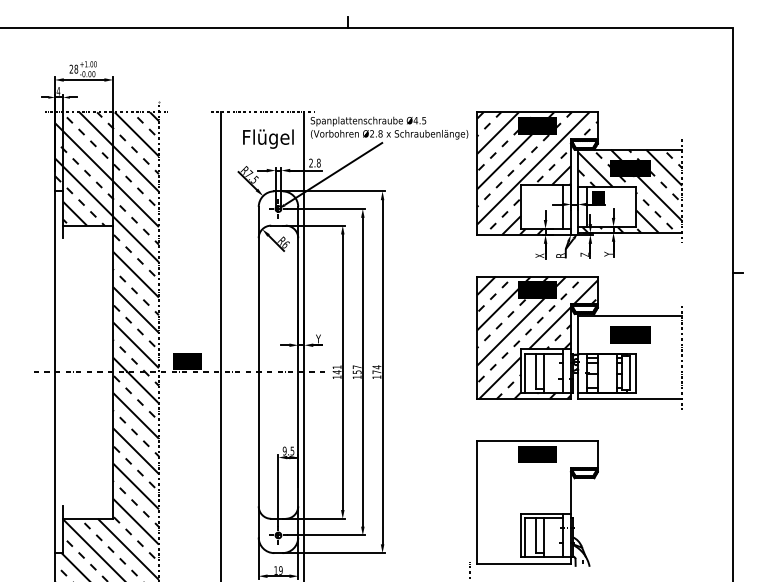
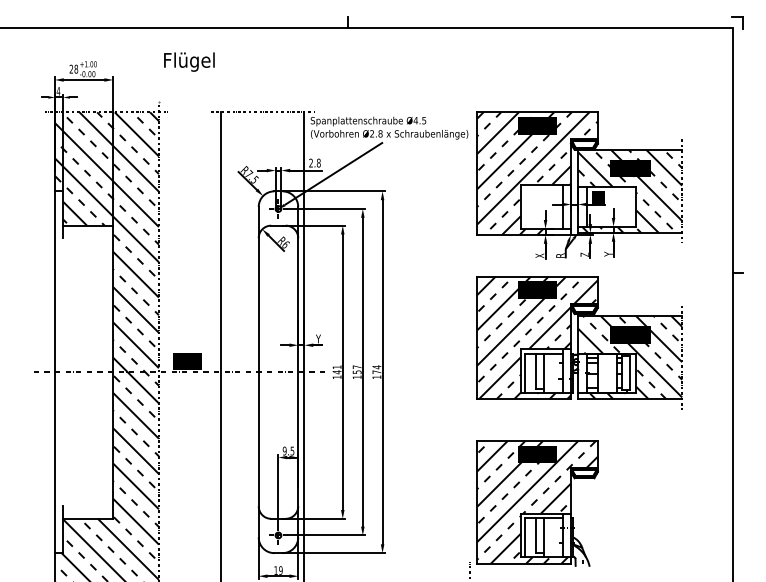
part: none -> present (737, 22)
text position: (268, 138) -> (189, 61) (189, 61)
hatch: none -> present (630, 357)
hatch: none -> present (537, 501)
